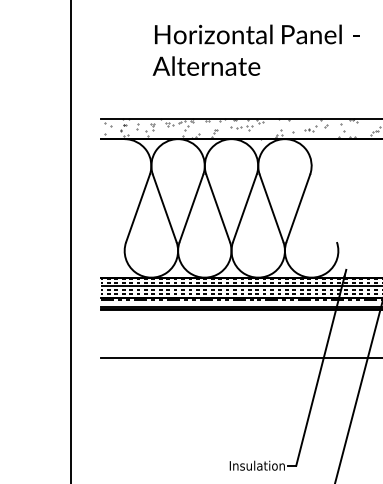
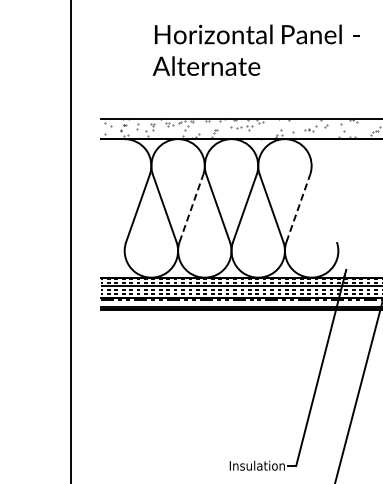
line: solid -> dashed (191, 208)
line: solid -> dashed (298, 208)
line: present -> none (240, 358)
